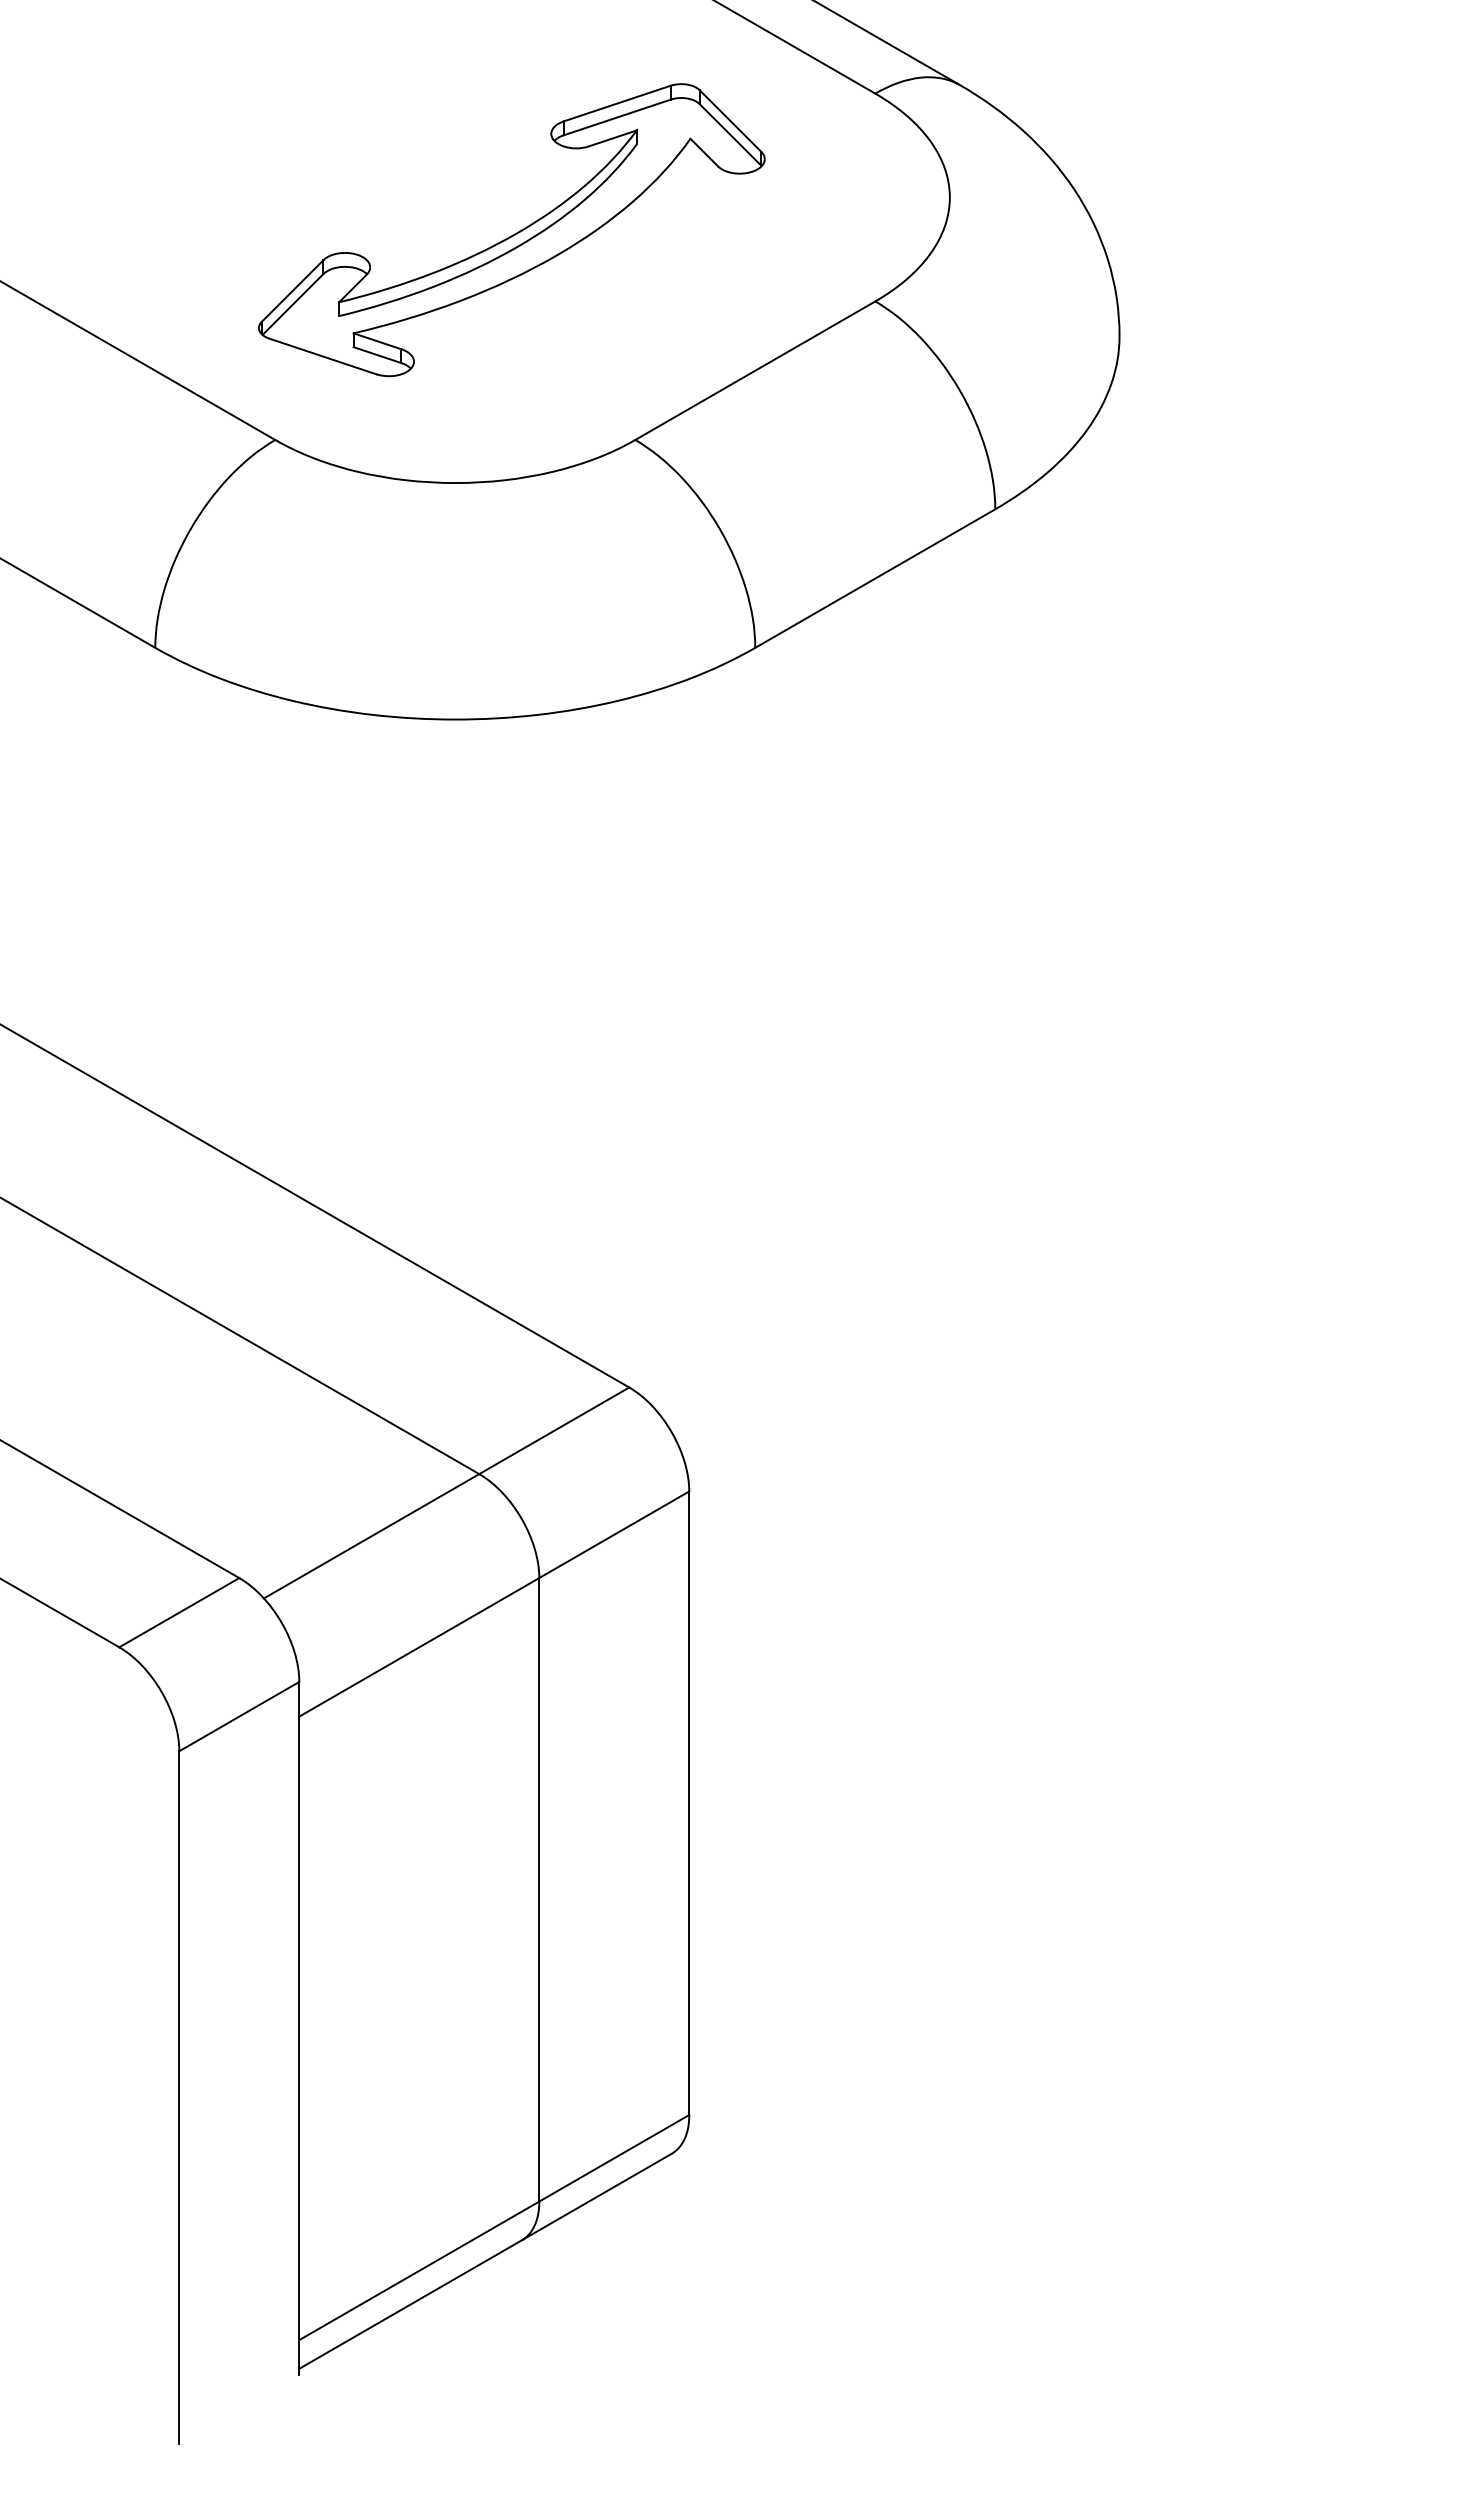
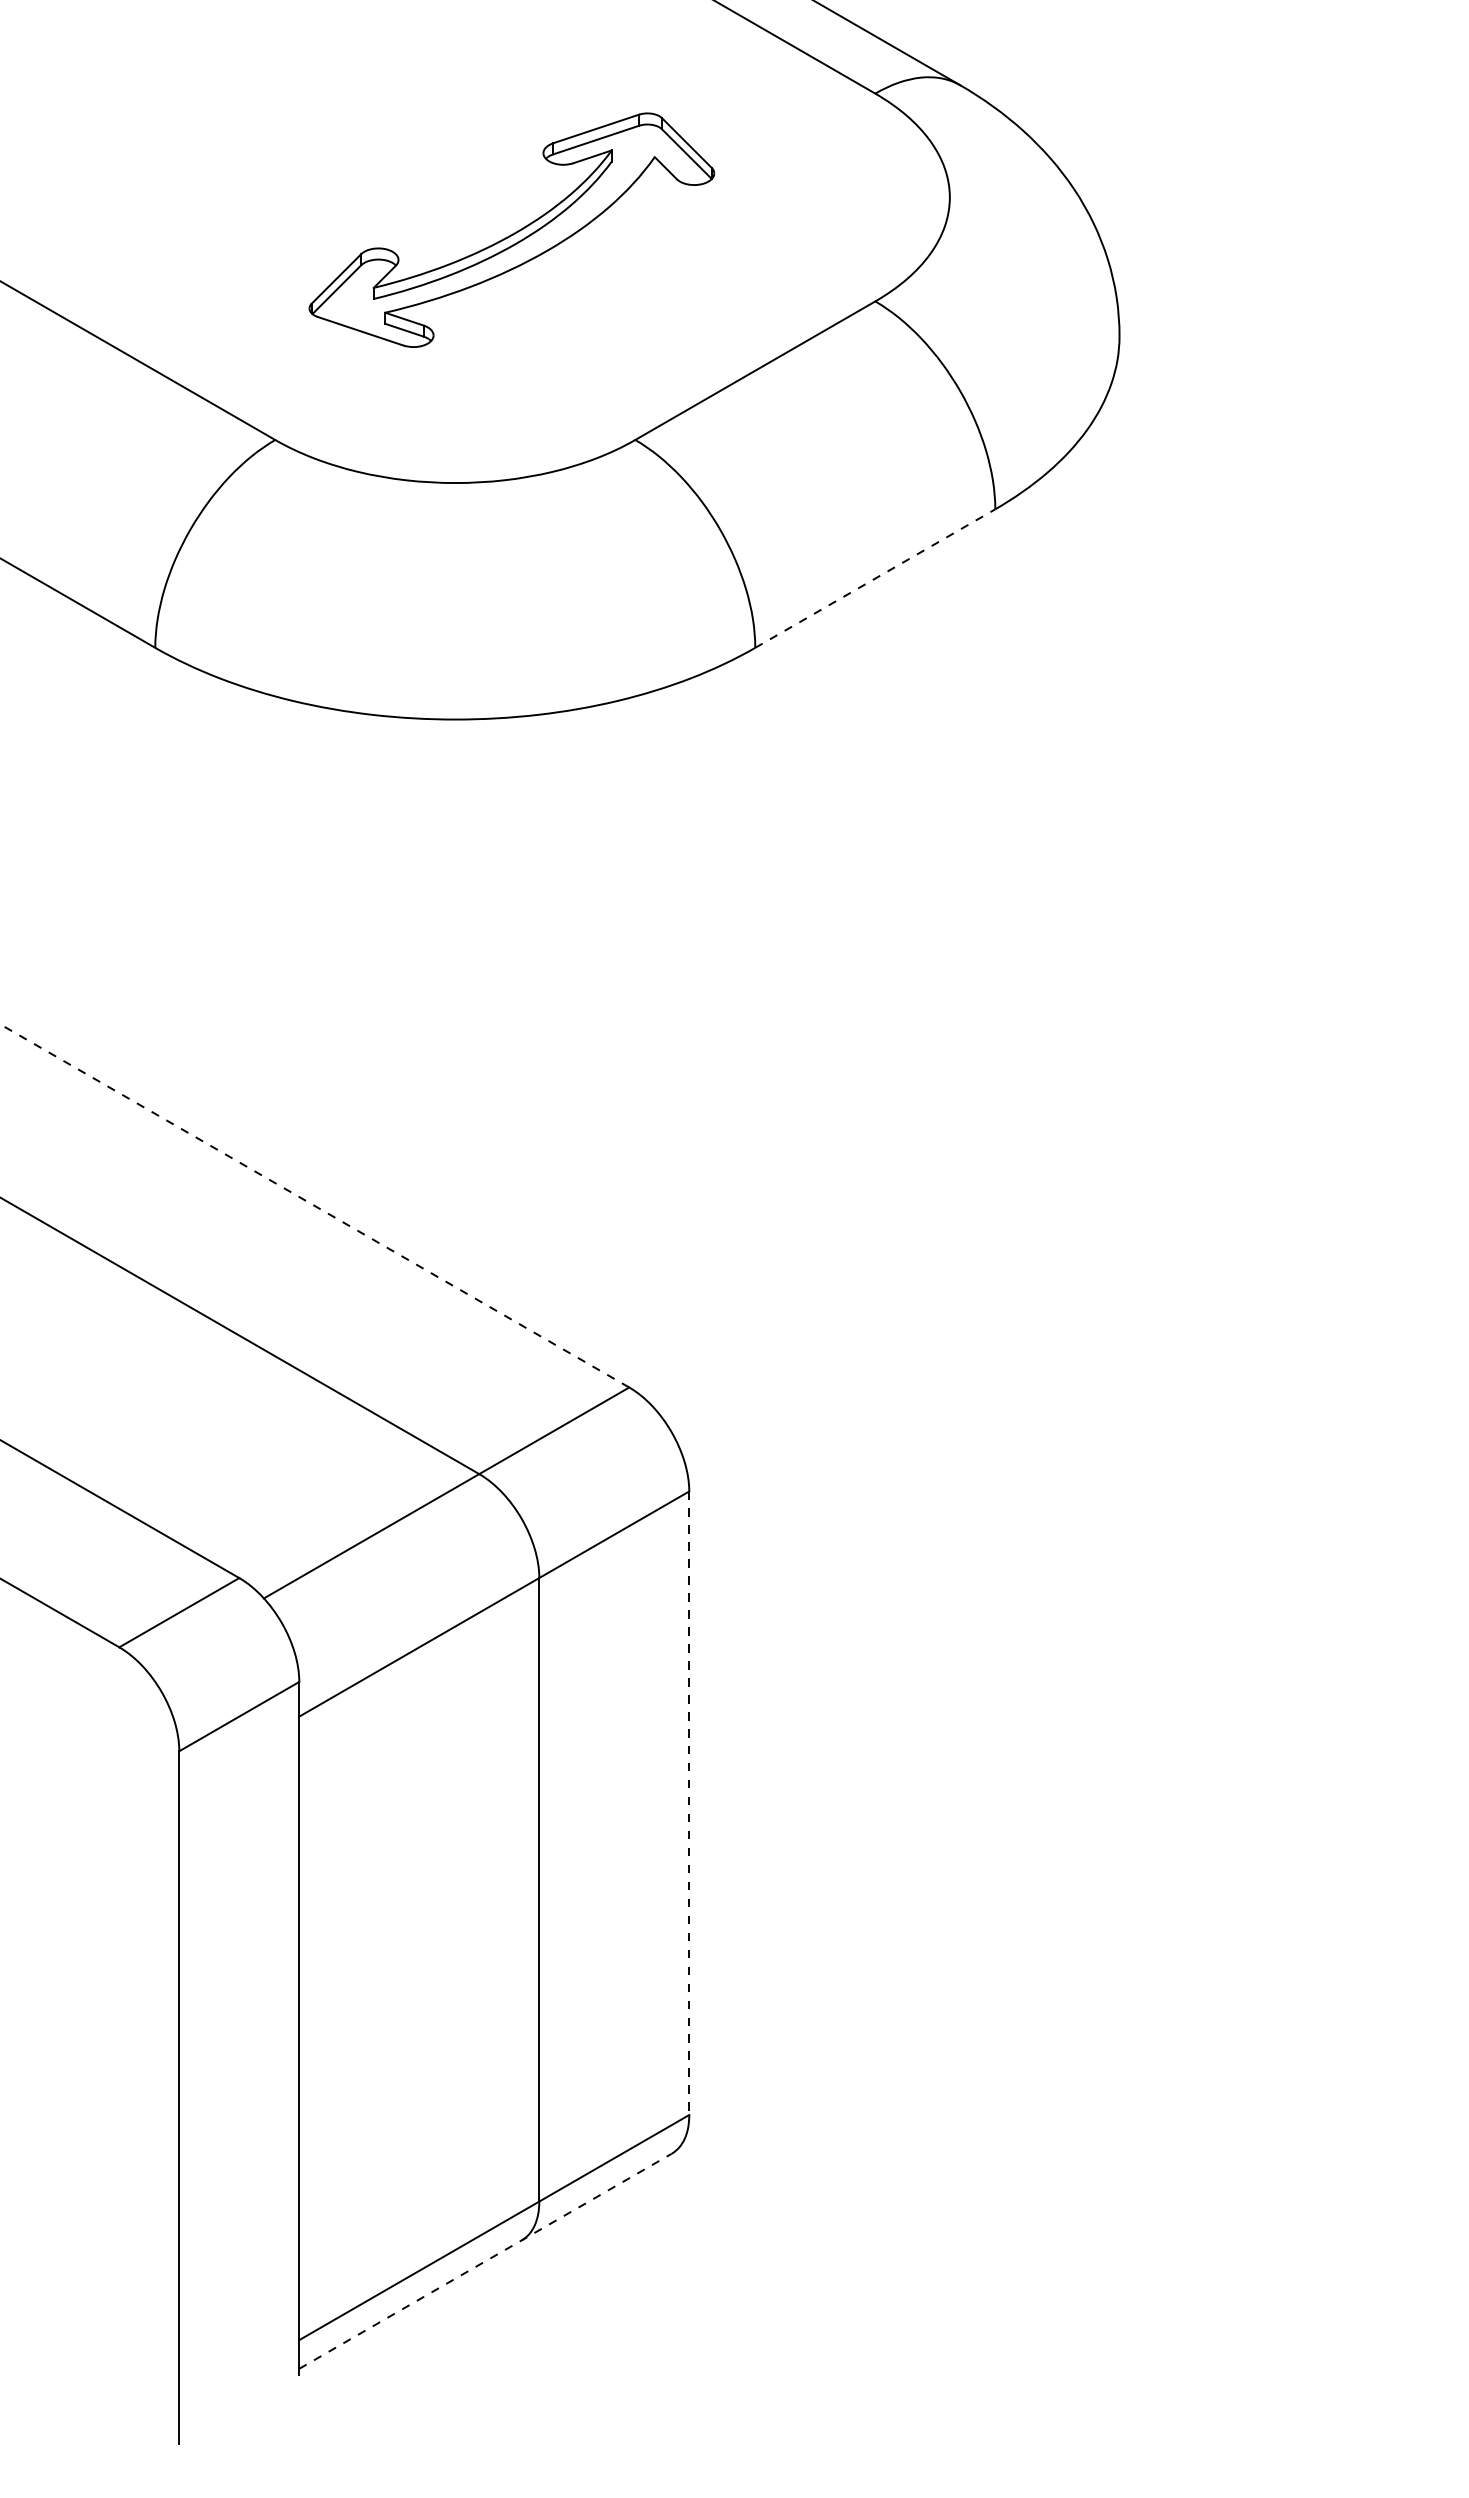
part size: 508x295 px -> 408x236 px (511, 229)
line: solid -> dashed (875, 578)
line: solid -> dashed (314, 1206)
line: solid -> dashed (689, 1803)
line: solid -> dashed (485, 2261)
